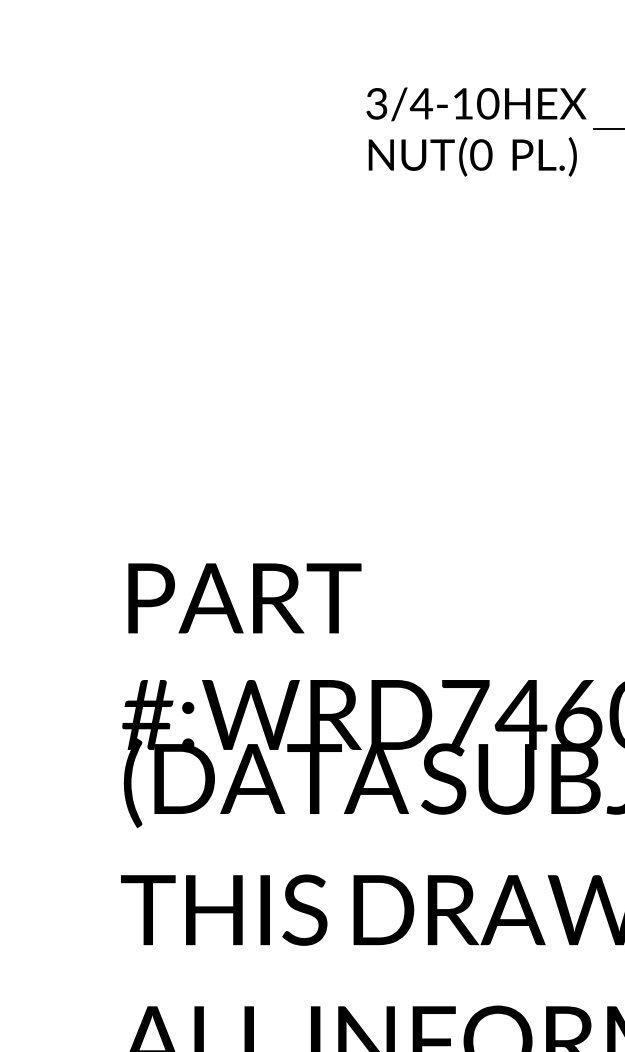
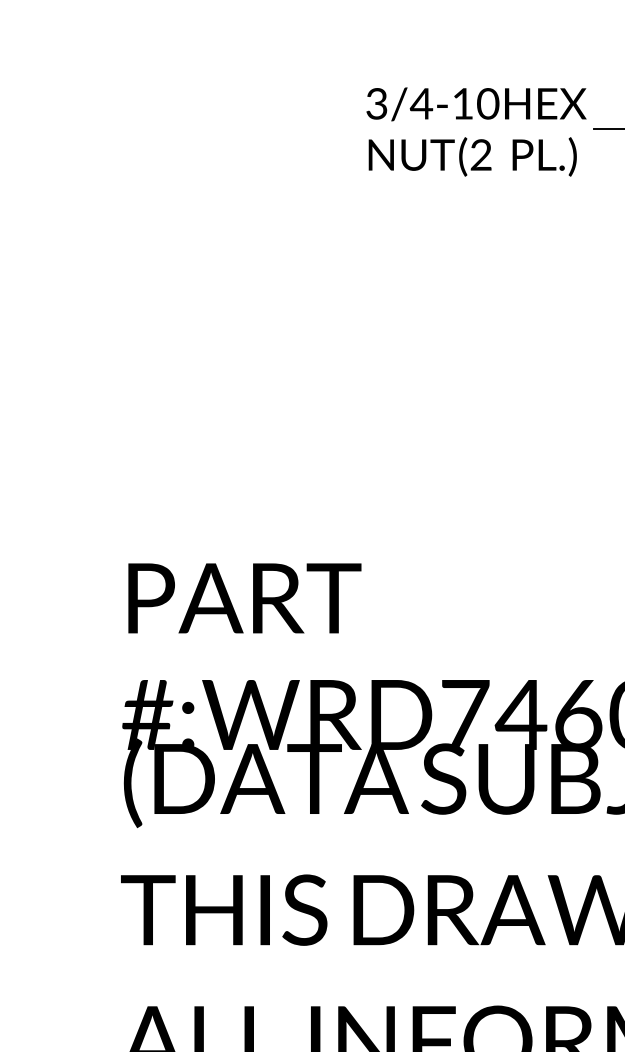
text: (0 -> (2 (481, 154)
